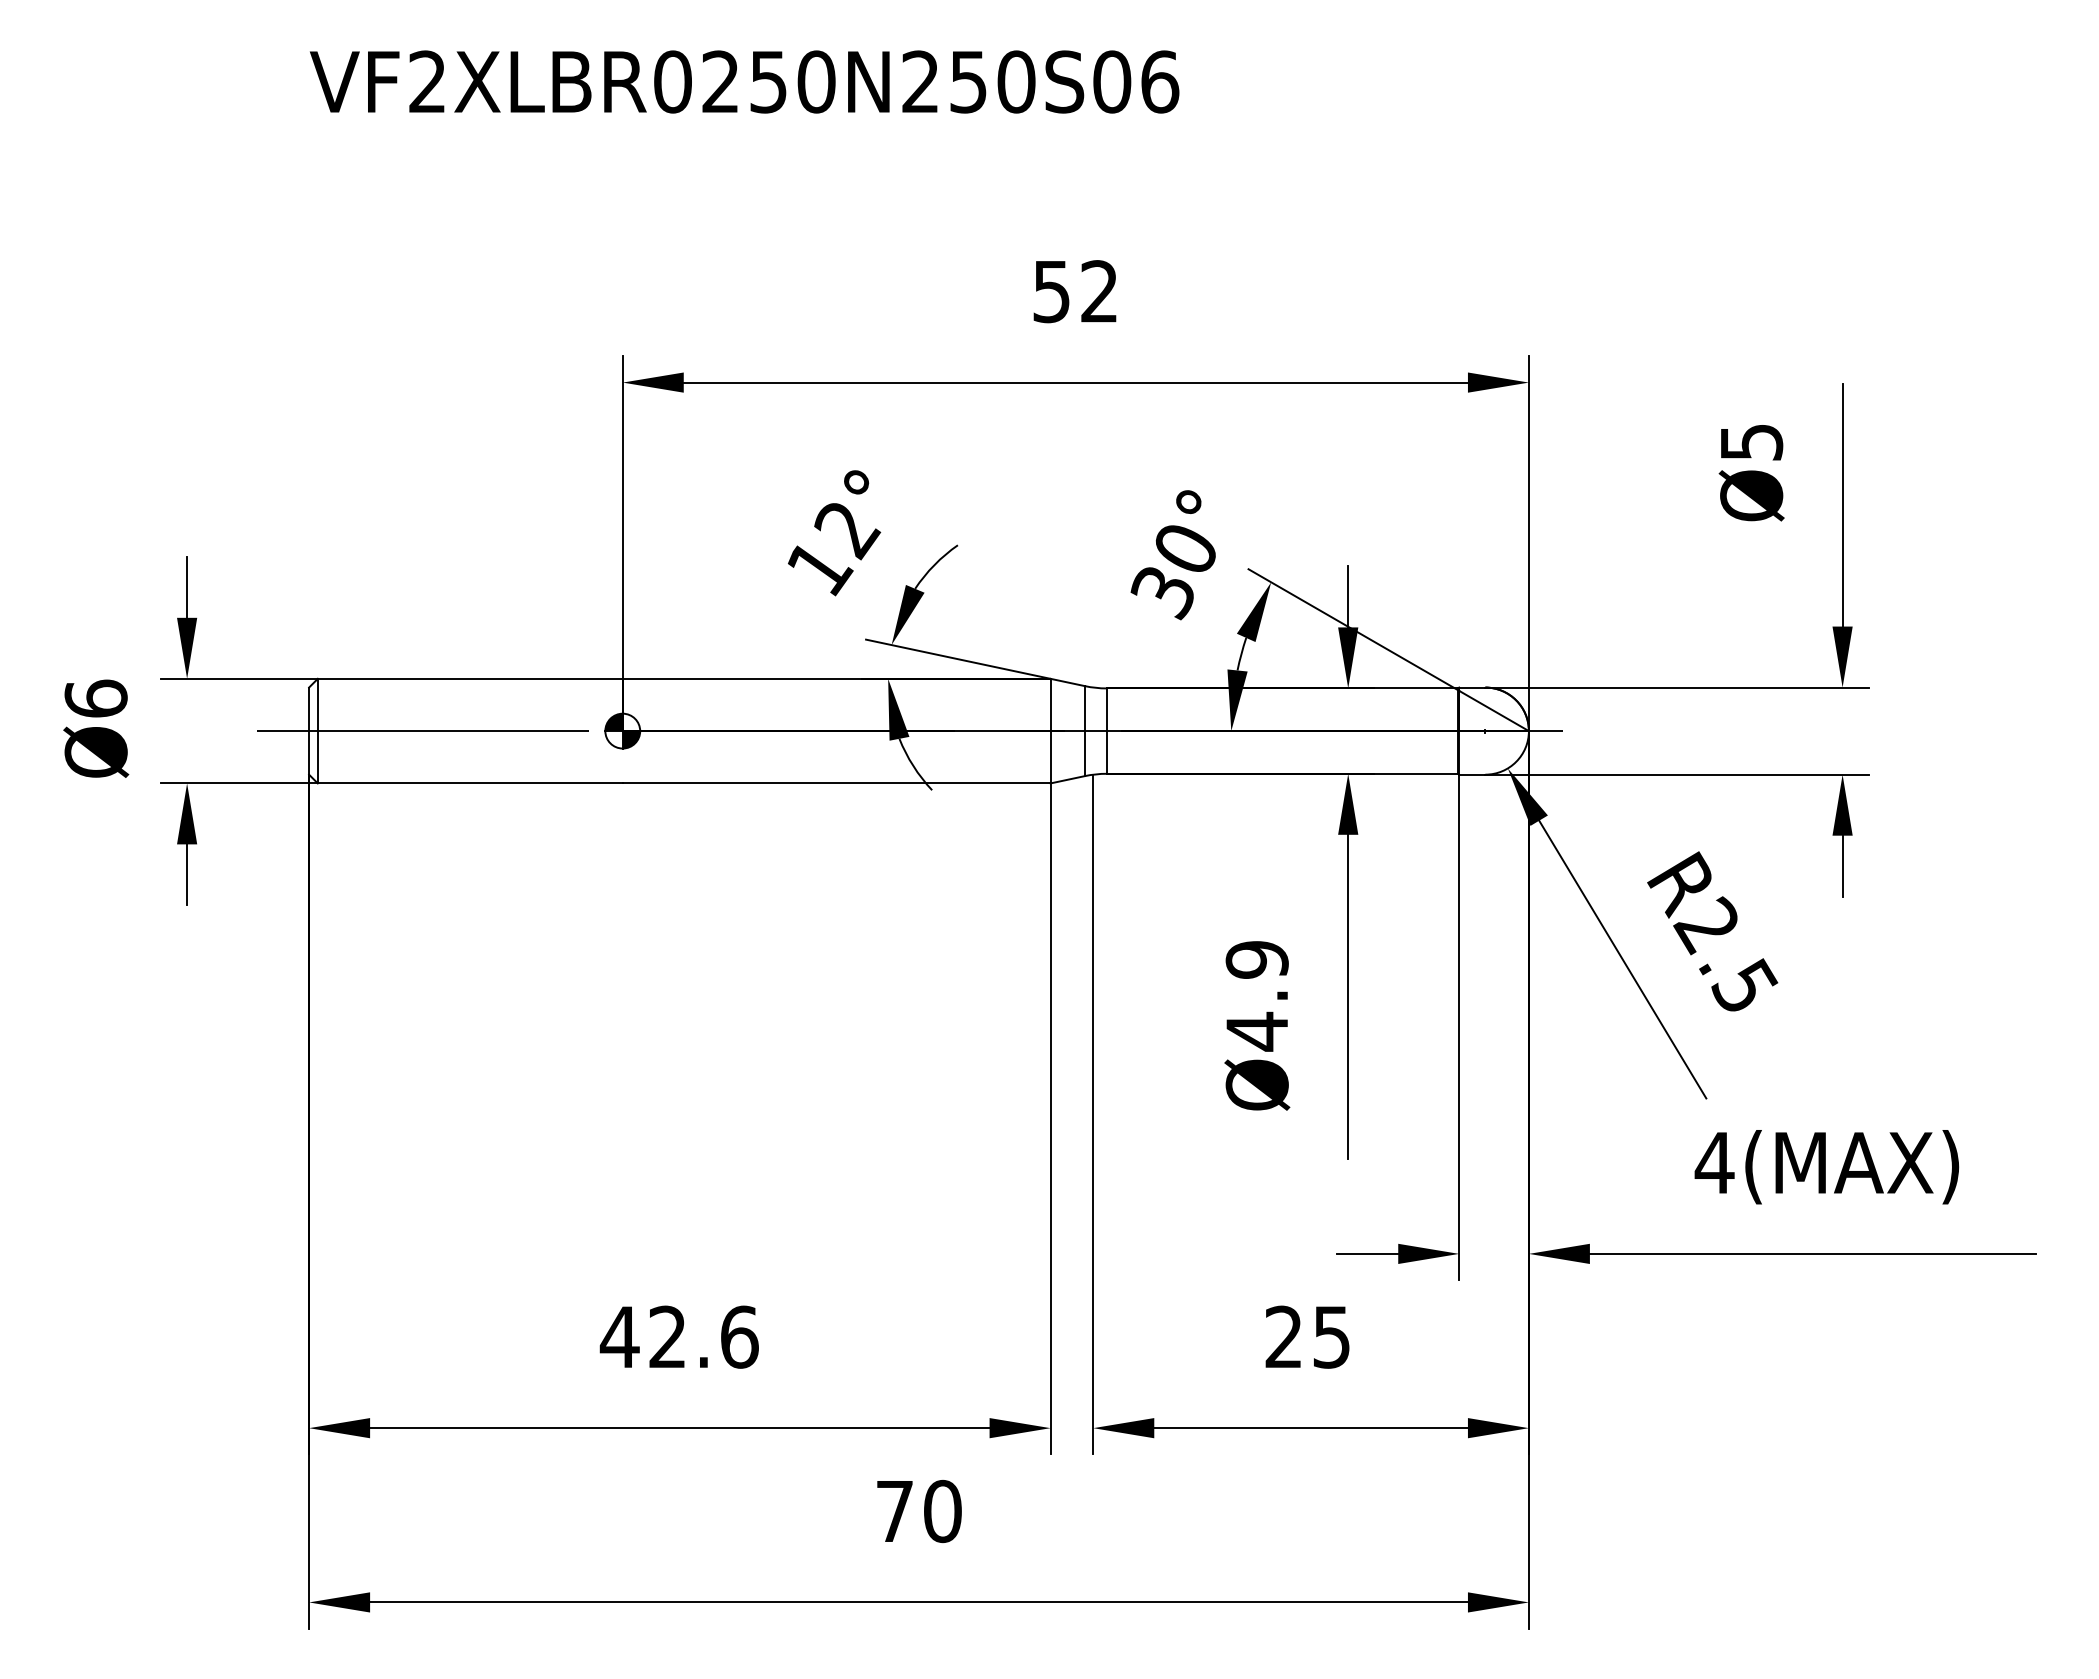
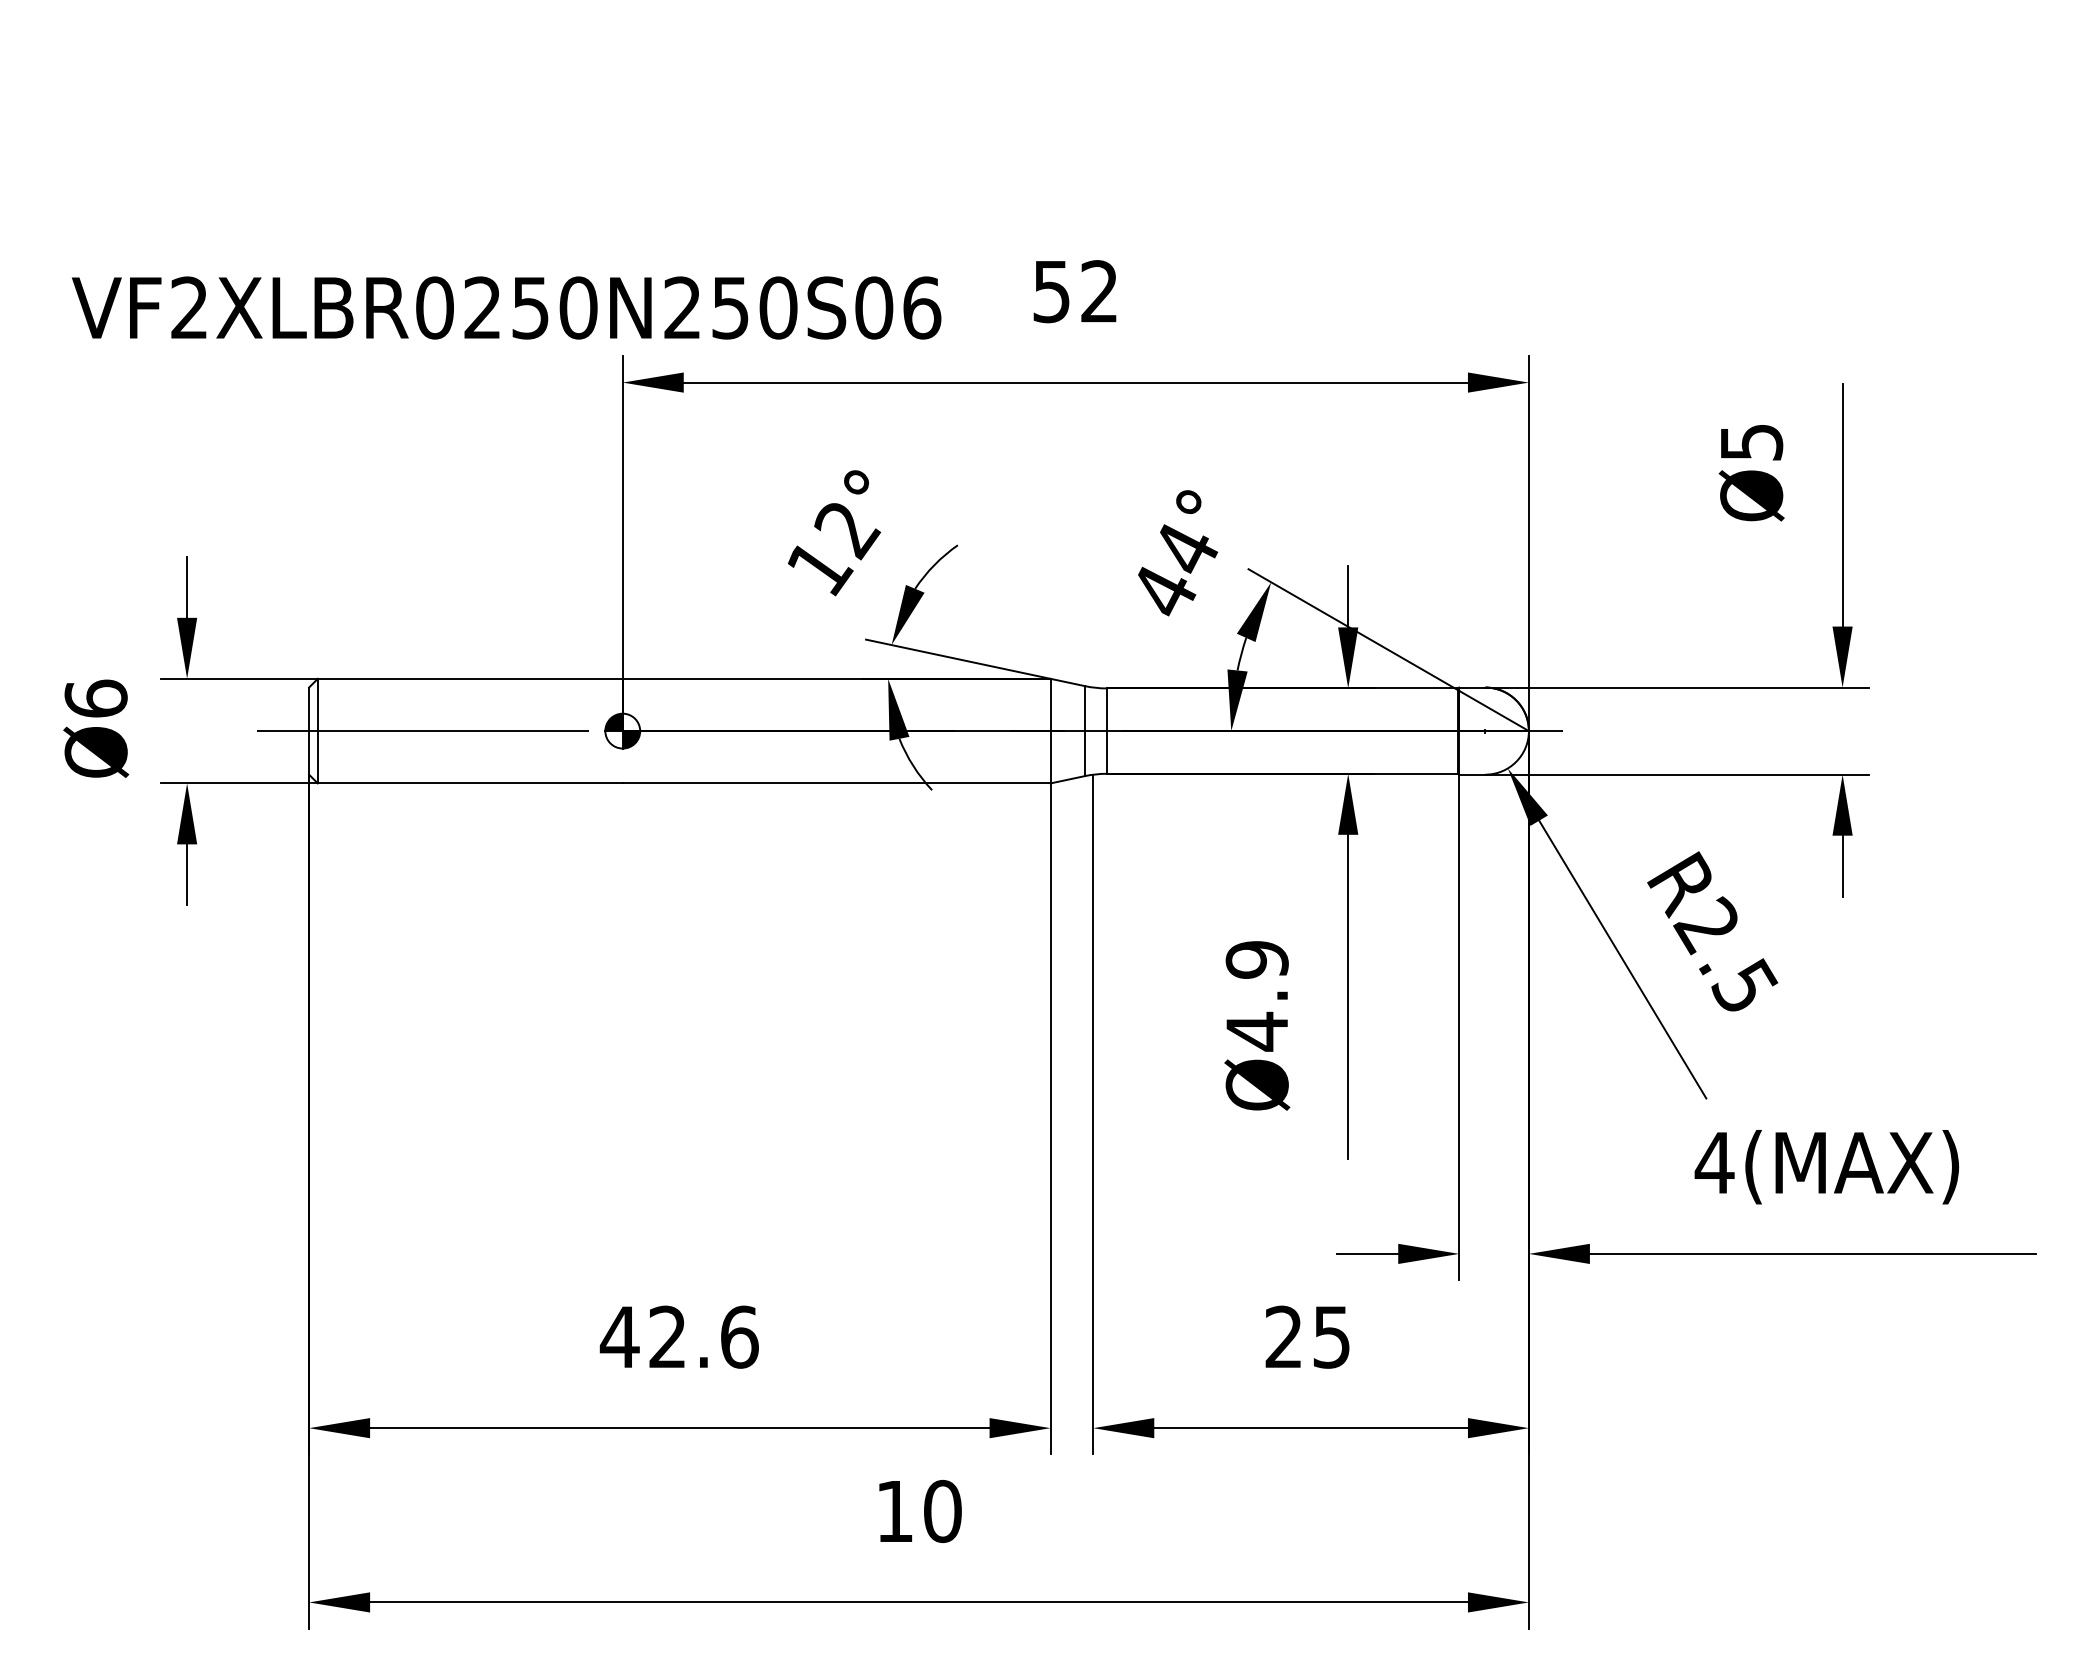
text position: (744, 81) -> (506, 307) (506, 307)
text: 30° -> 44° (1174, 572)
text: 70 -> 10 (894, 1511)
